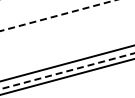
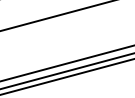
line: dashed -> solid (58, 15)
line: dashed -> solid (66, 71)
